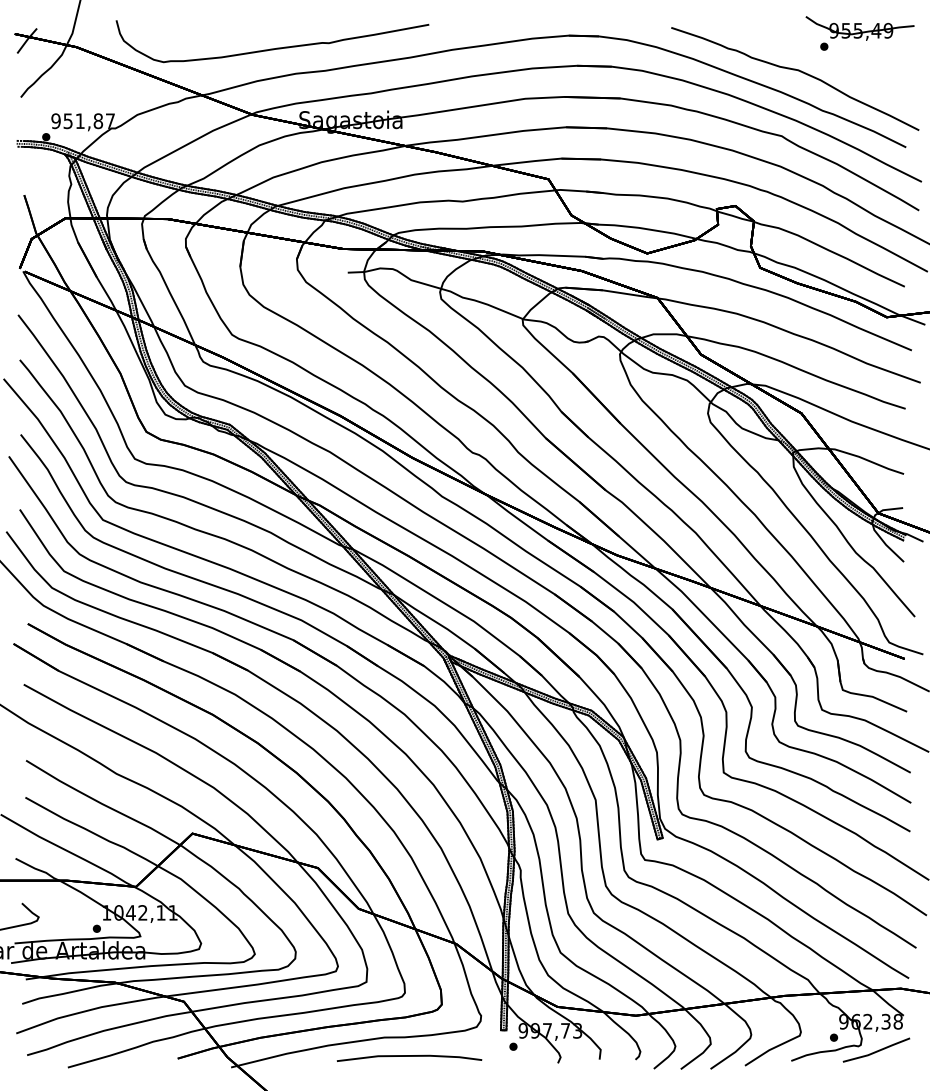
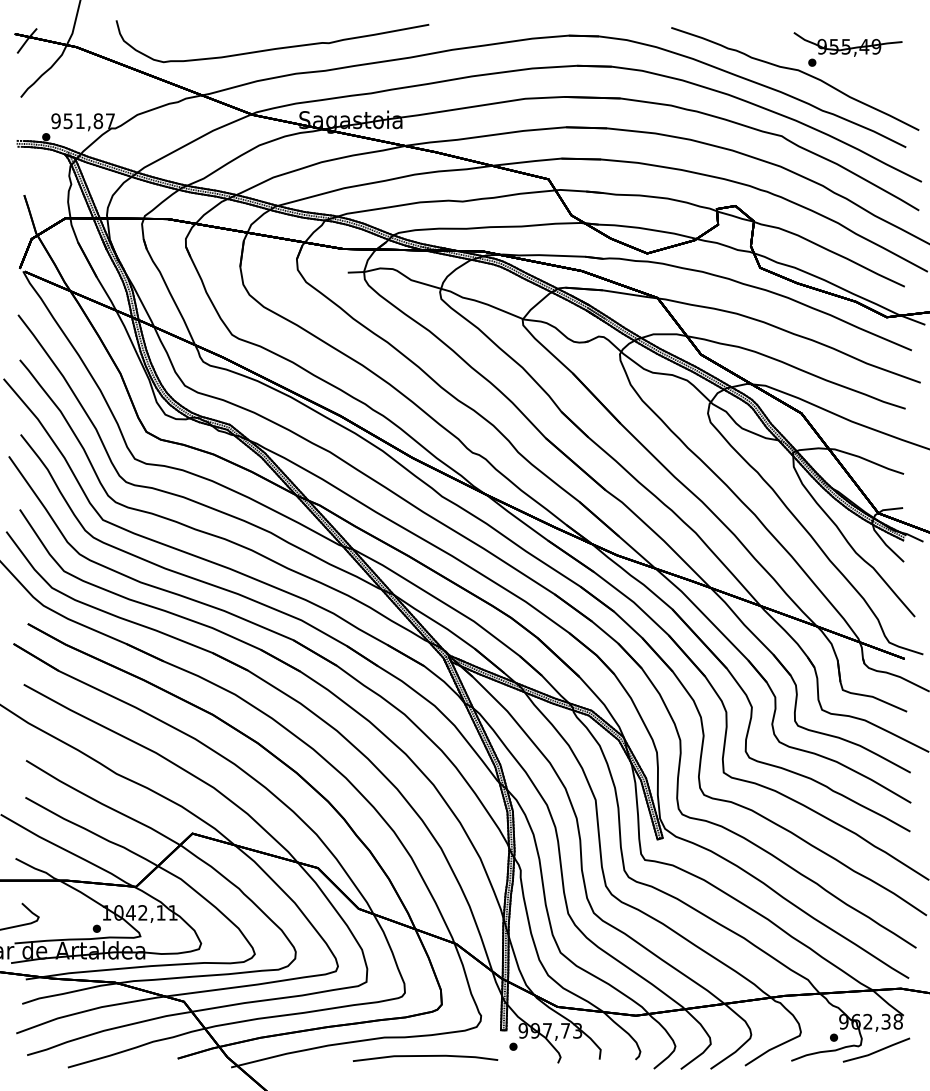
part position: (859, 33) -> (847, 49) (847, 49)
line position: (409, 1056) -> (425, 1056) (425, 1056)
